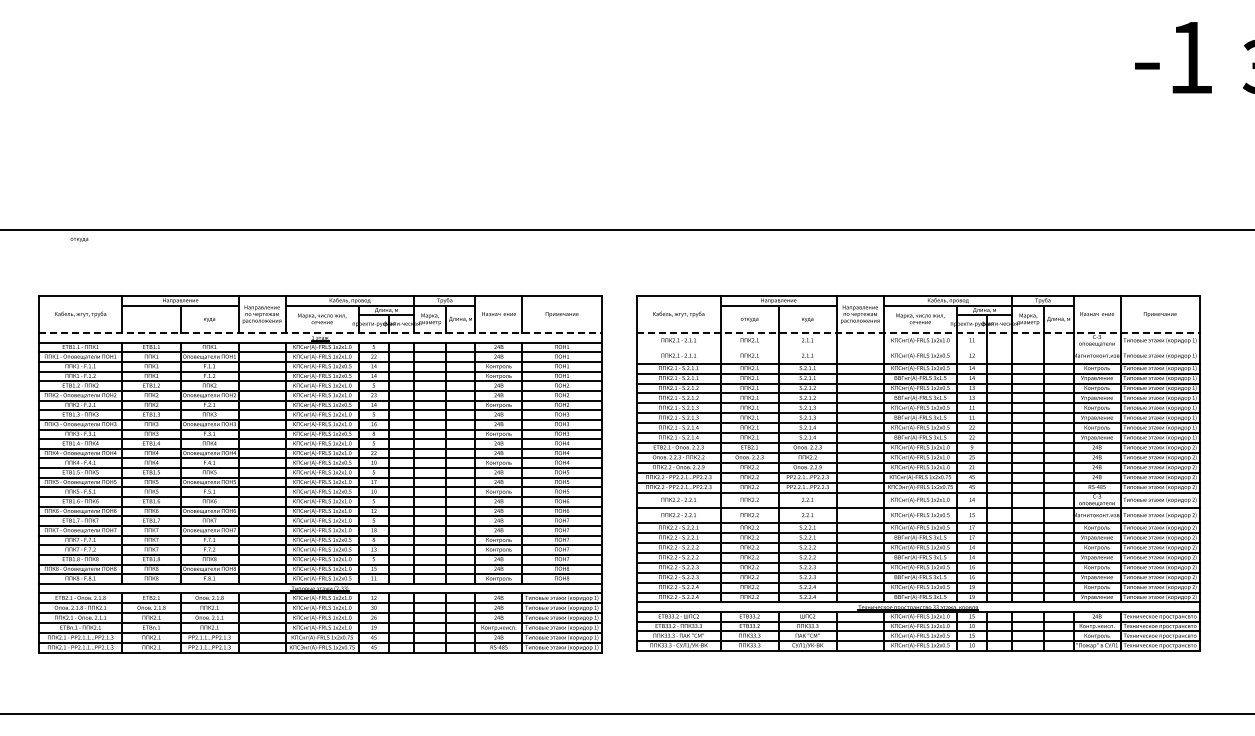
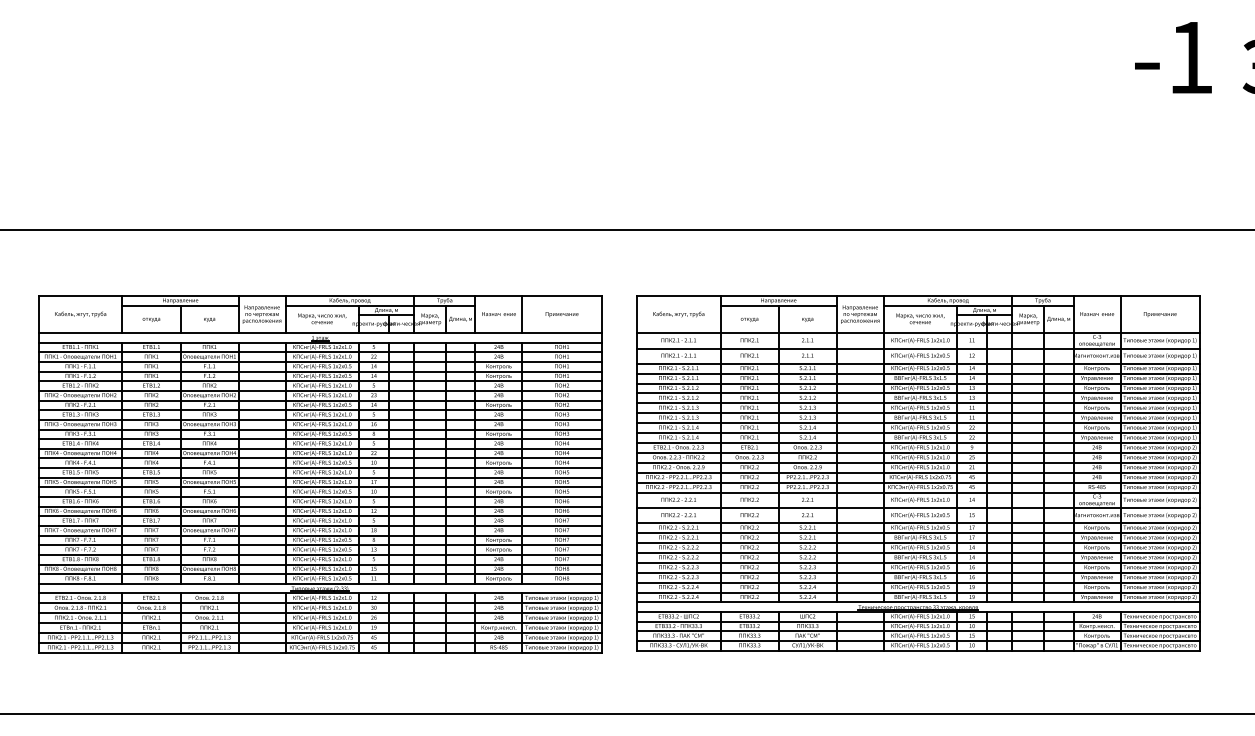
text position: (79, 239) -> (151, 319) (151, 319)
line: dashed -> solid (320, 333)
line: dashed -> solid (918, 333)
line: none -> present (917, 348)
